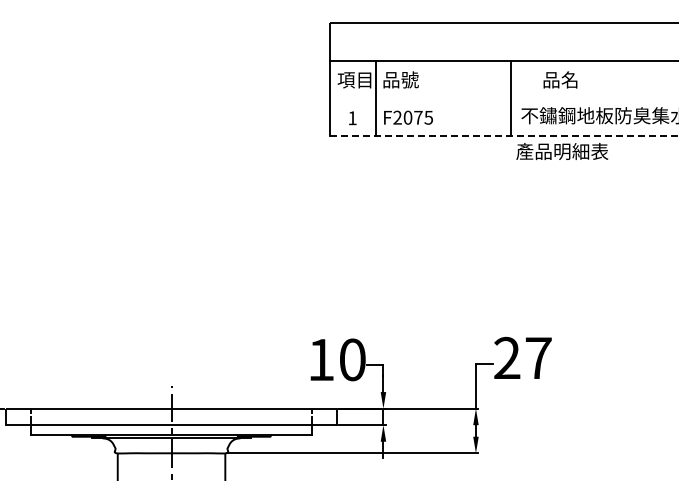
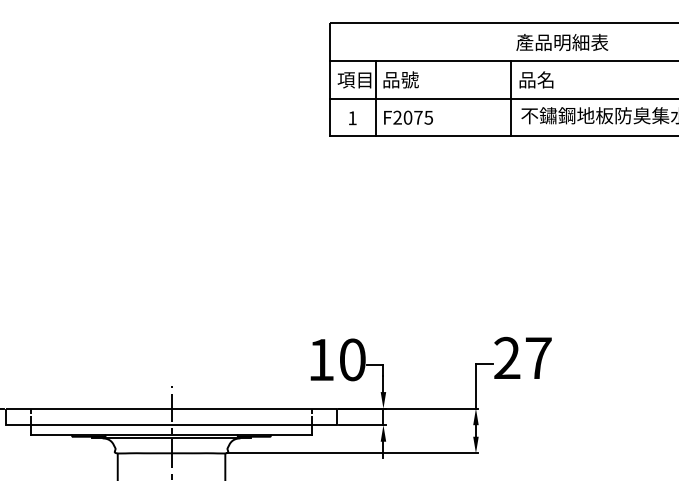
text position: (560, 79) -> (536, 79) (536, 79)
line: none -> present (502, 98)
line: dashed -> solid (504, 136)
text position: (562, 151) -> (562, 42) (562, 42)
